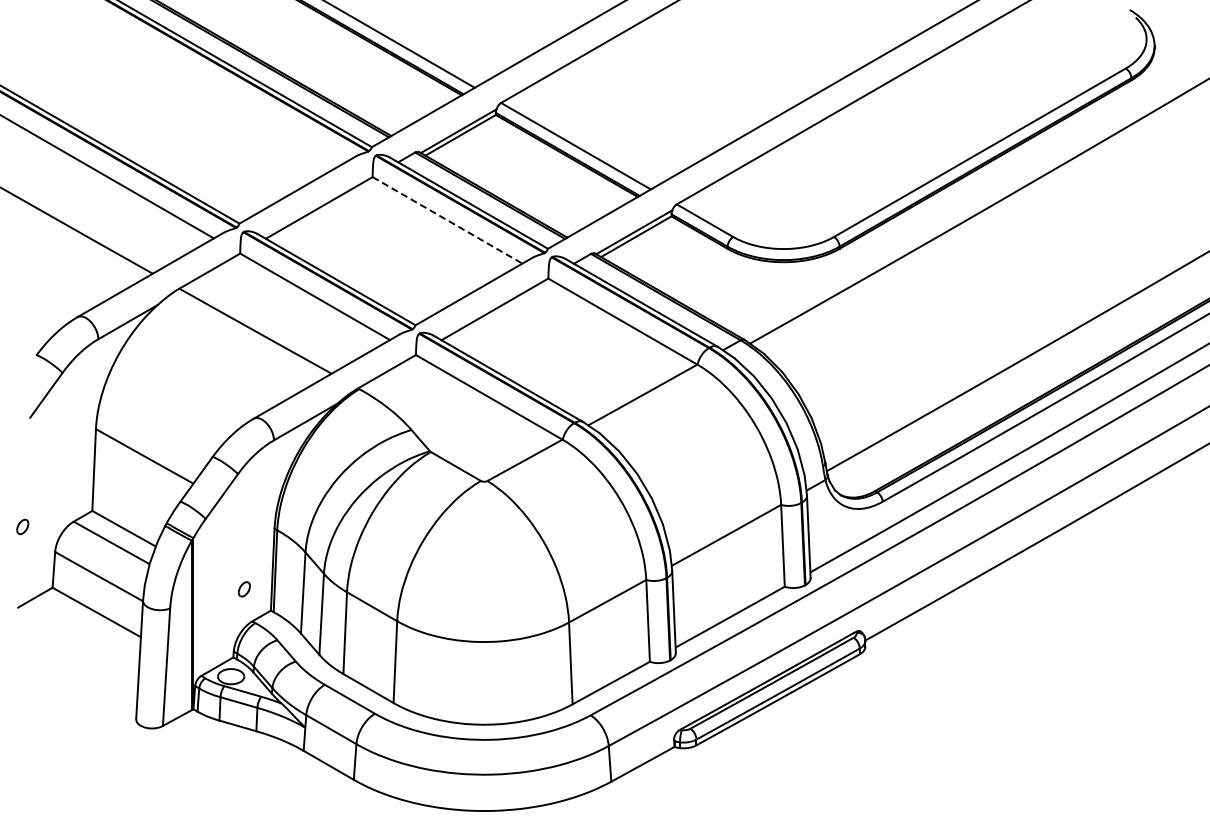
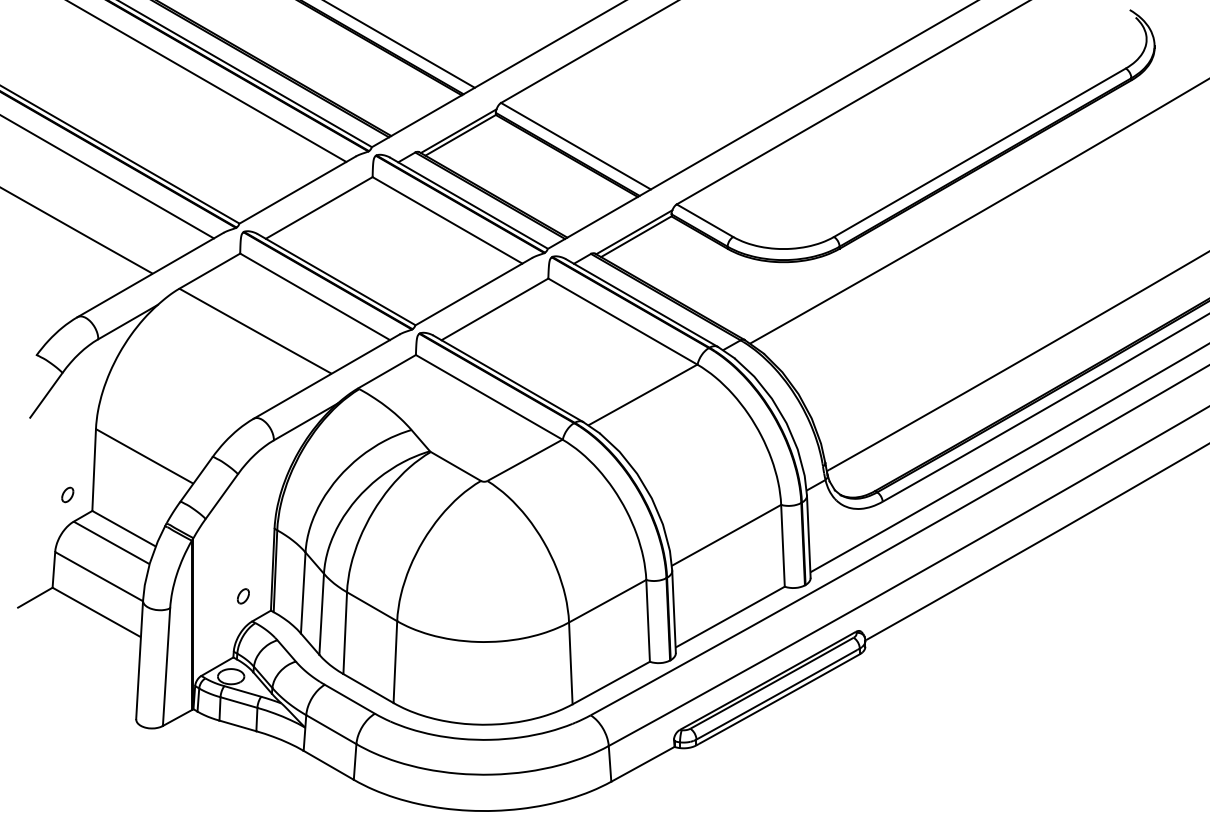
line: none -> present (207, 81)
line: dashed -> solid (447, 220)
part position: (22, 526) -> (67, 494) (67, 494)
part position: (244, 589) -> (243, 596) (243, 596)
